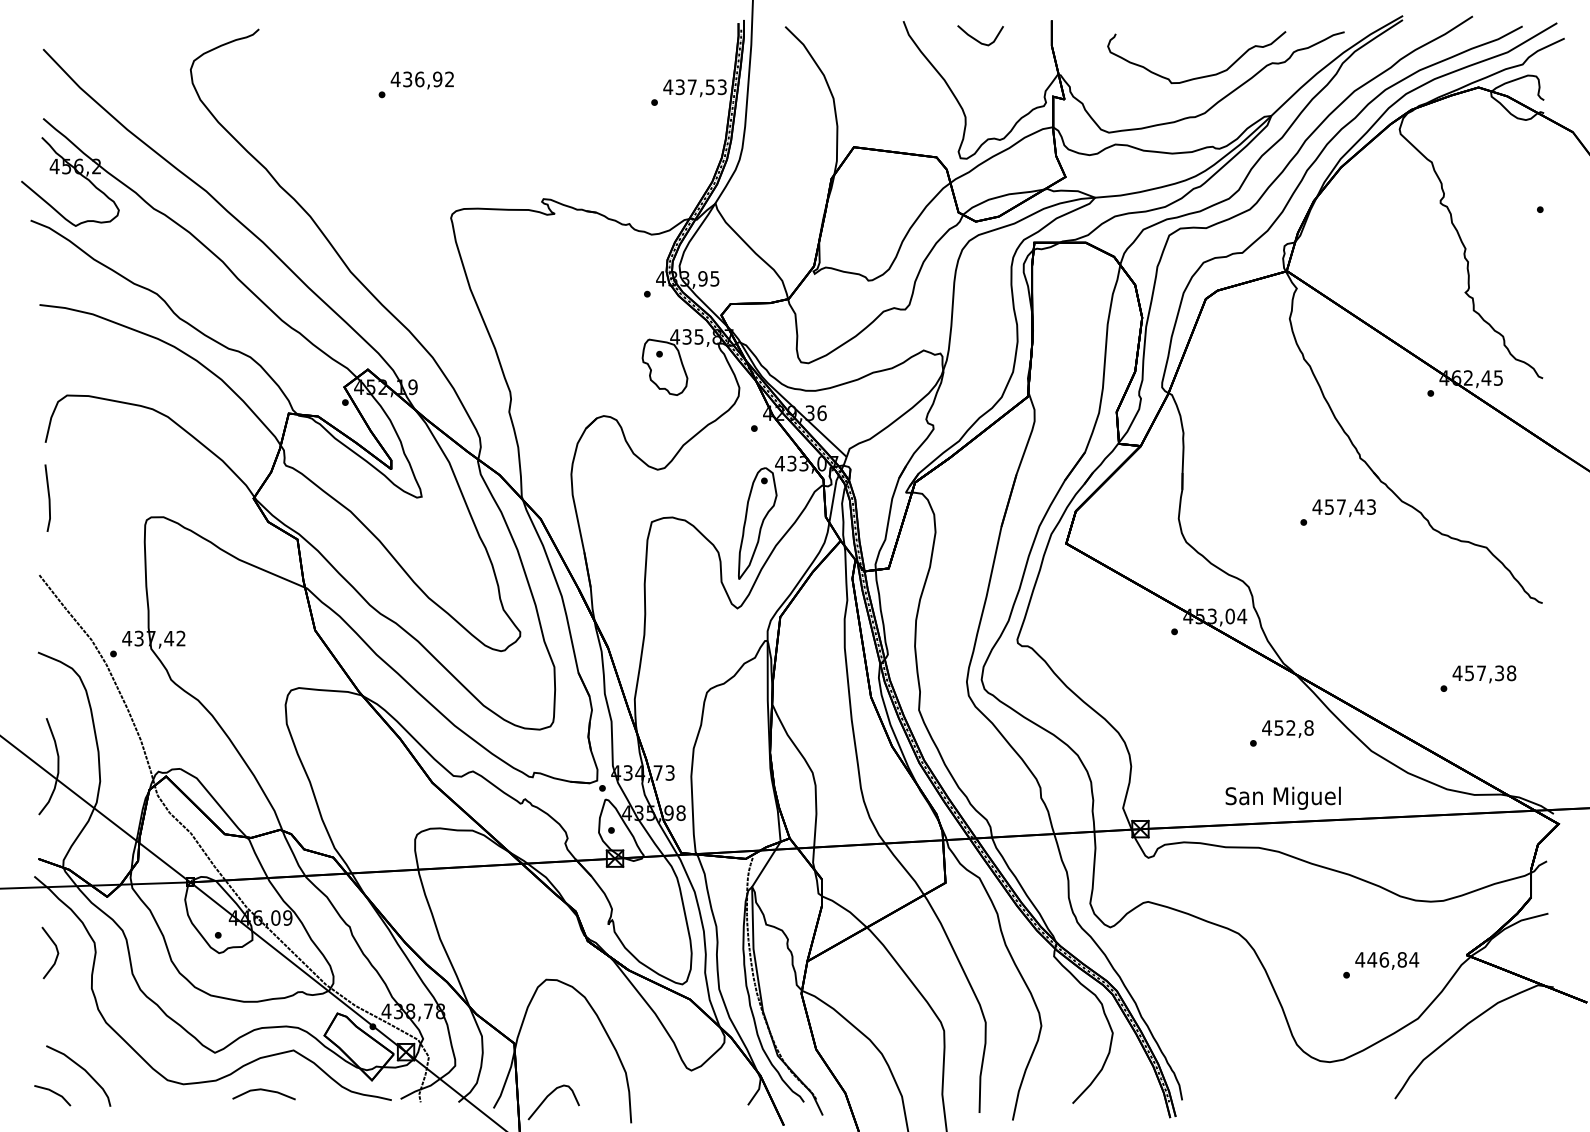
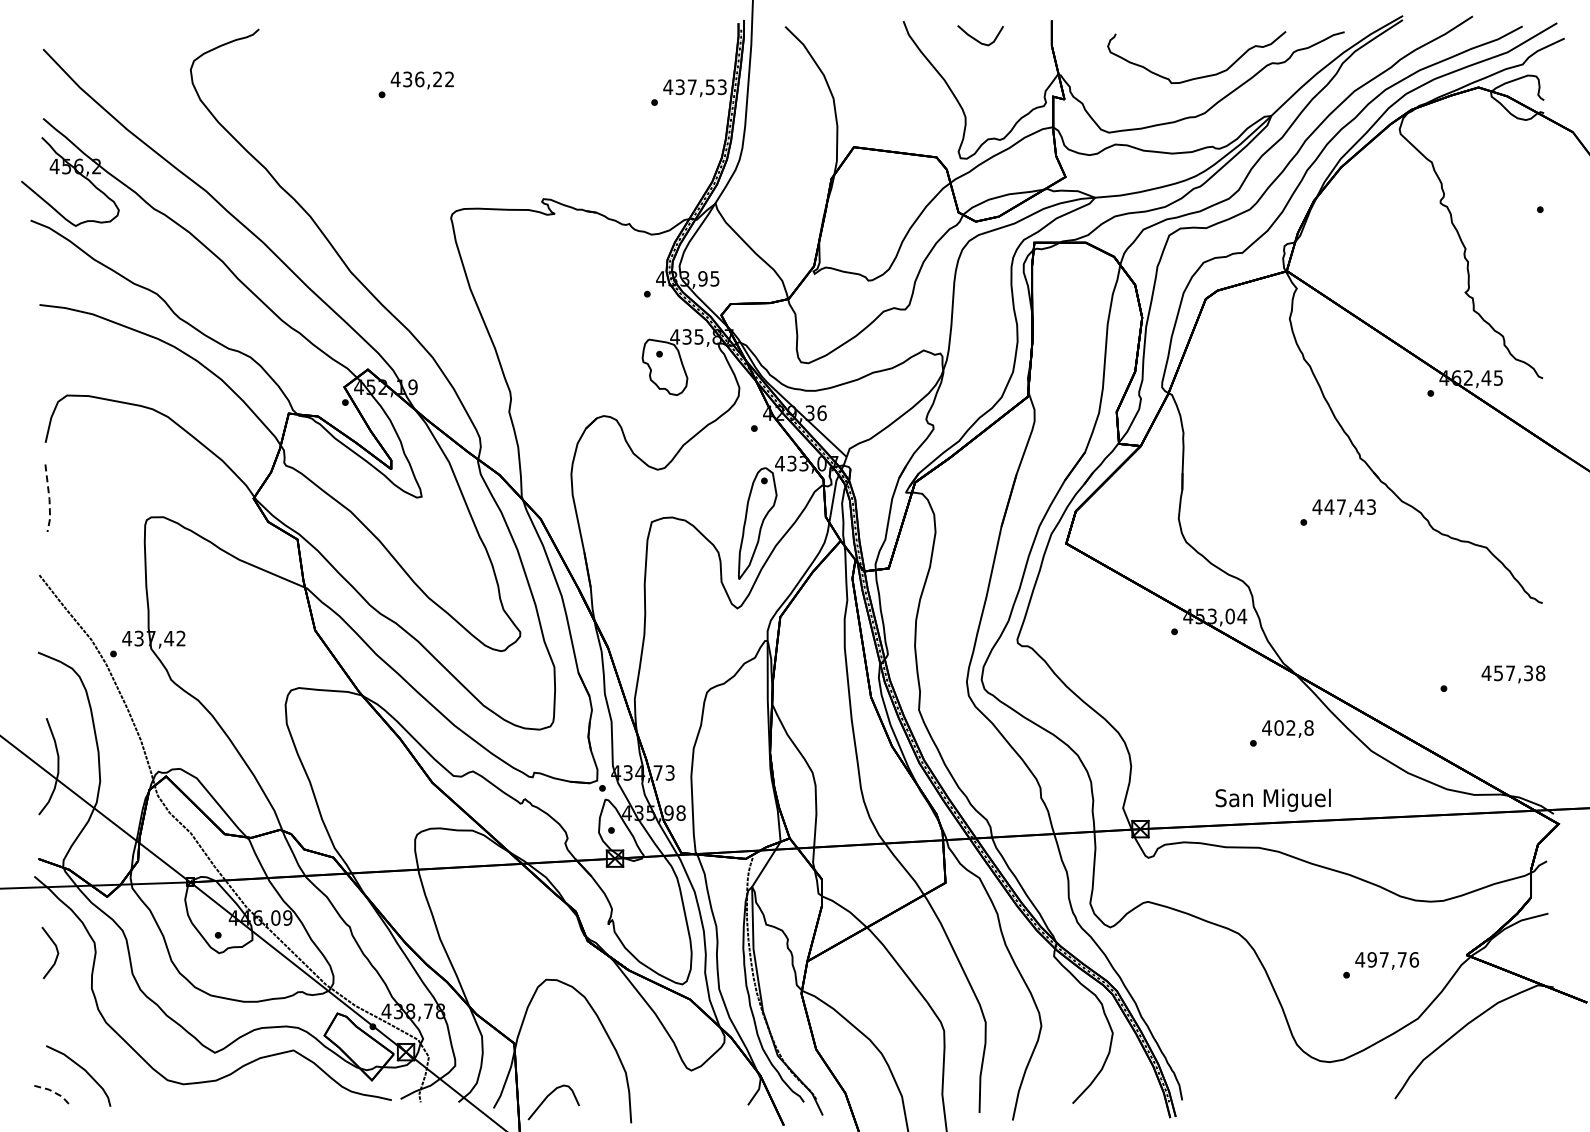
text: 436,92 -> 436,22 (437, 79)
line: solid -> dashed (49, 499)
text: 457,43 -> 447,43 (1329, 506)
text position: (1484, 674) -> (1513, 674) (1513, 674)
text: 452,8 -> 402,8 (1278, 727)
text position: (1282, 797) -> (1272, 799) (1272, 799)
text: 446,84 -> 497,76 (1393, 959)
line: present -> none (265, 1091)
line: solid -> dashed (54, 1092)
